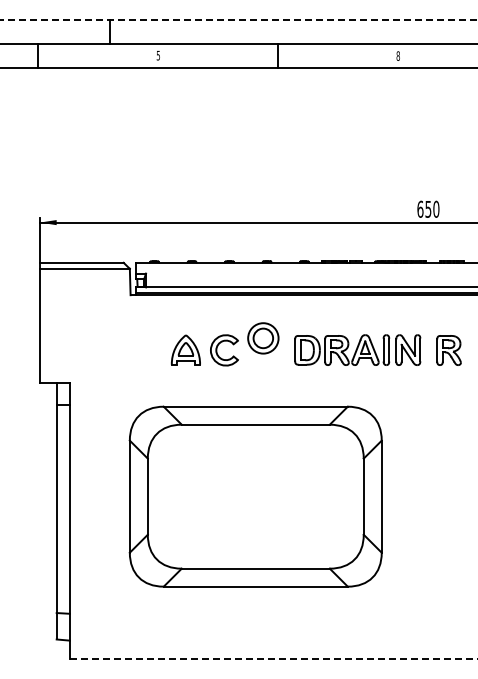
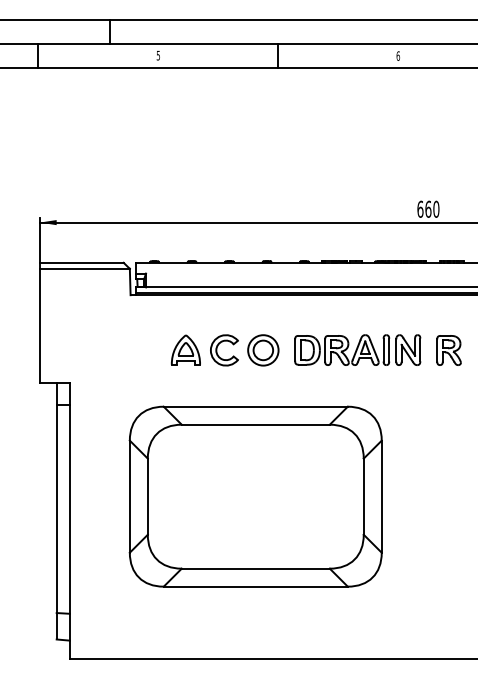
line: dashed -> solid (239, 20)
text: 8 -> 6 (397, 55)
text: 650 -> 660 (428, 208)
part position: (263, 338) -> (263, 350) (263, 350)
line: dashed -> solid (273, 658)
